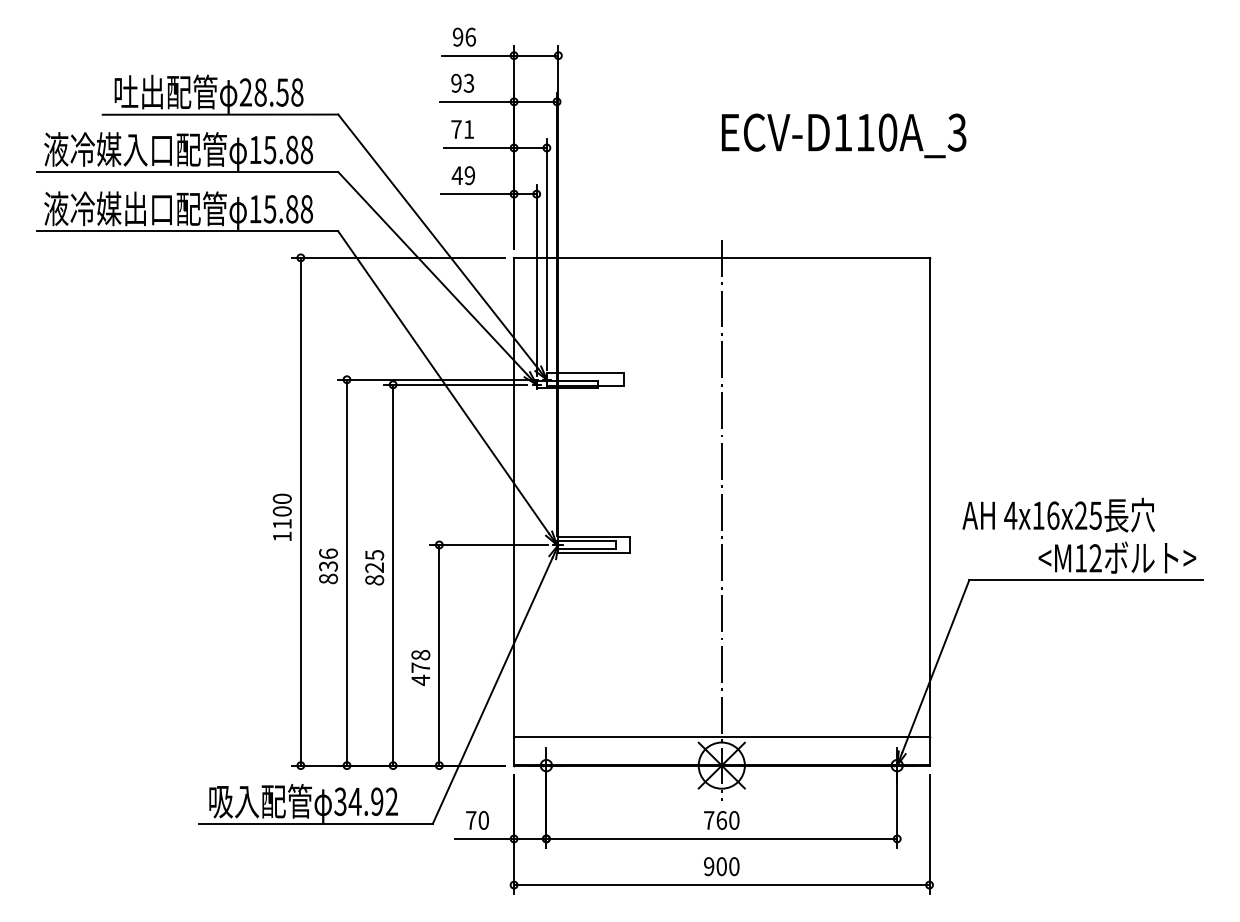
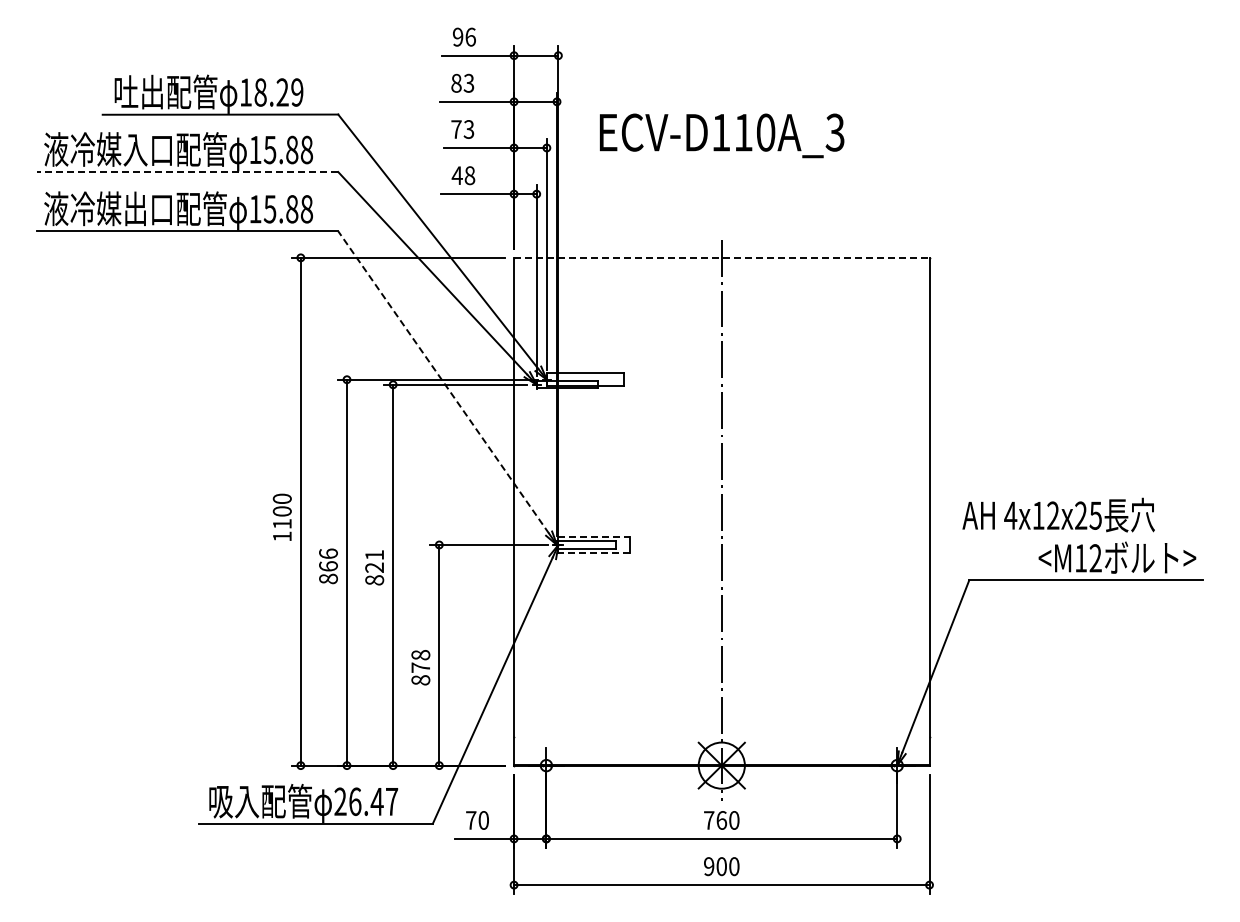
text: 93 -> 83 (456, 82)
text: 28.58 -> 18.29 (271, 92)
text: 71 -> 73 (468, 129)
text position: (844, 135) -> (722, 135) (722, 135)
line: solid -> dashed (187, 172)
text: 49 -> 48 (469, 175)
line: solid -> dashed (721, 257)
line: solid -> dashed (443, 382)
text: 4x16x25 -> 4x12x25 (1053, 515)
line: solid -> dashed (594, 536)
line: solid -> dashed (594, 553)
text: 825 -> 821 (374, 555)
text: 836 -> 866 (328, 566)
text: 478 -> 878 (420, 680)
line: present -> none (721, 736)
text: 34.92 -> 26.47 (366, 801)
